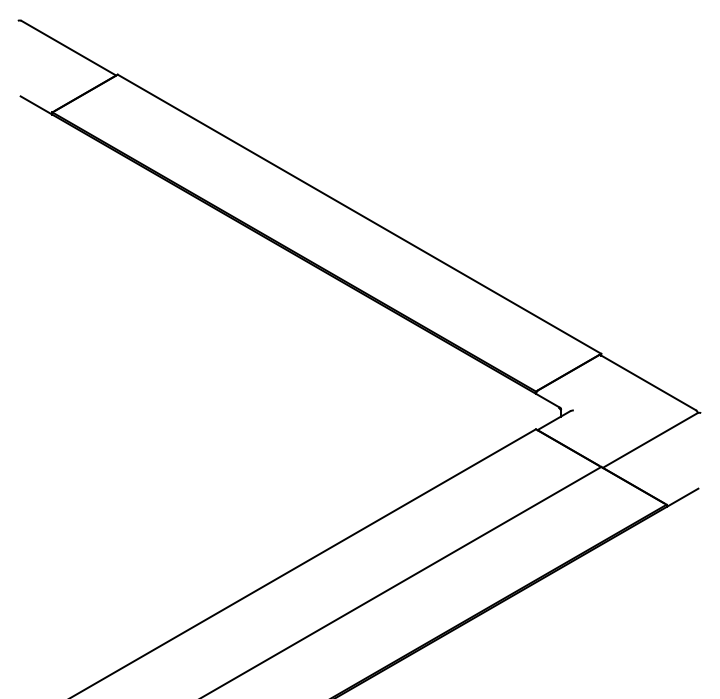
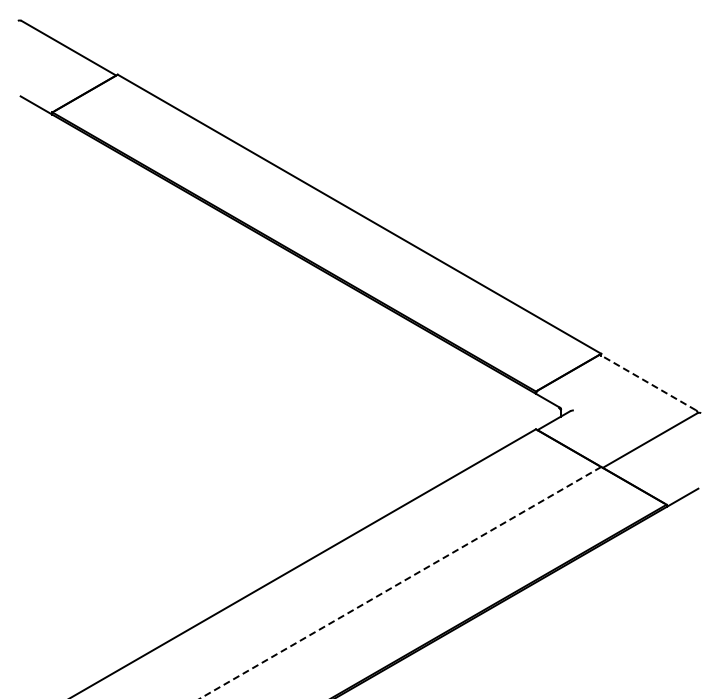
line: solid -> dashed (647, 382)
line: solid -> dashed (400, 582)
